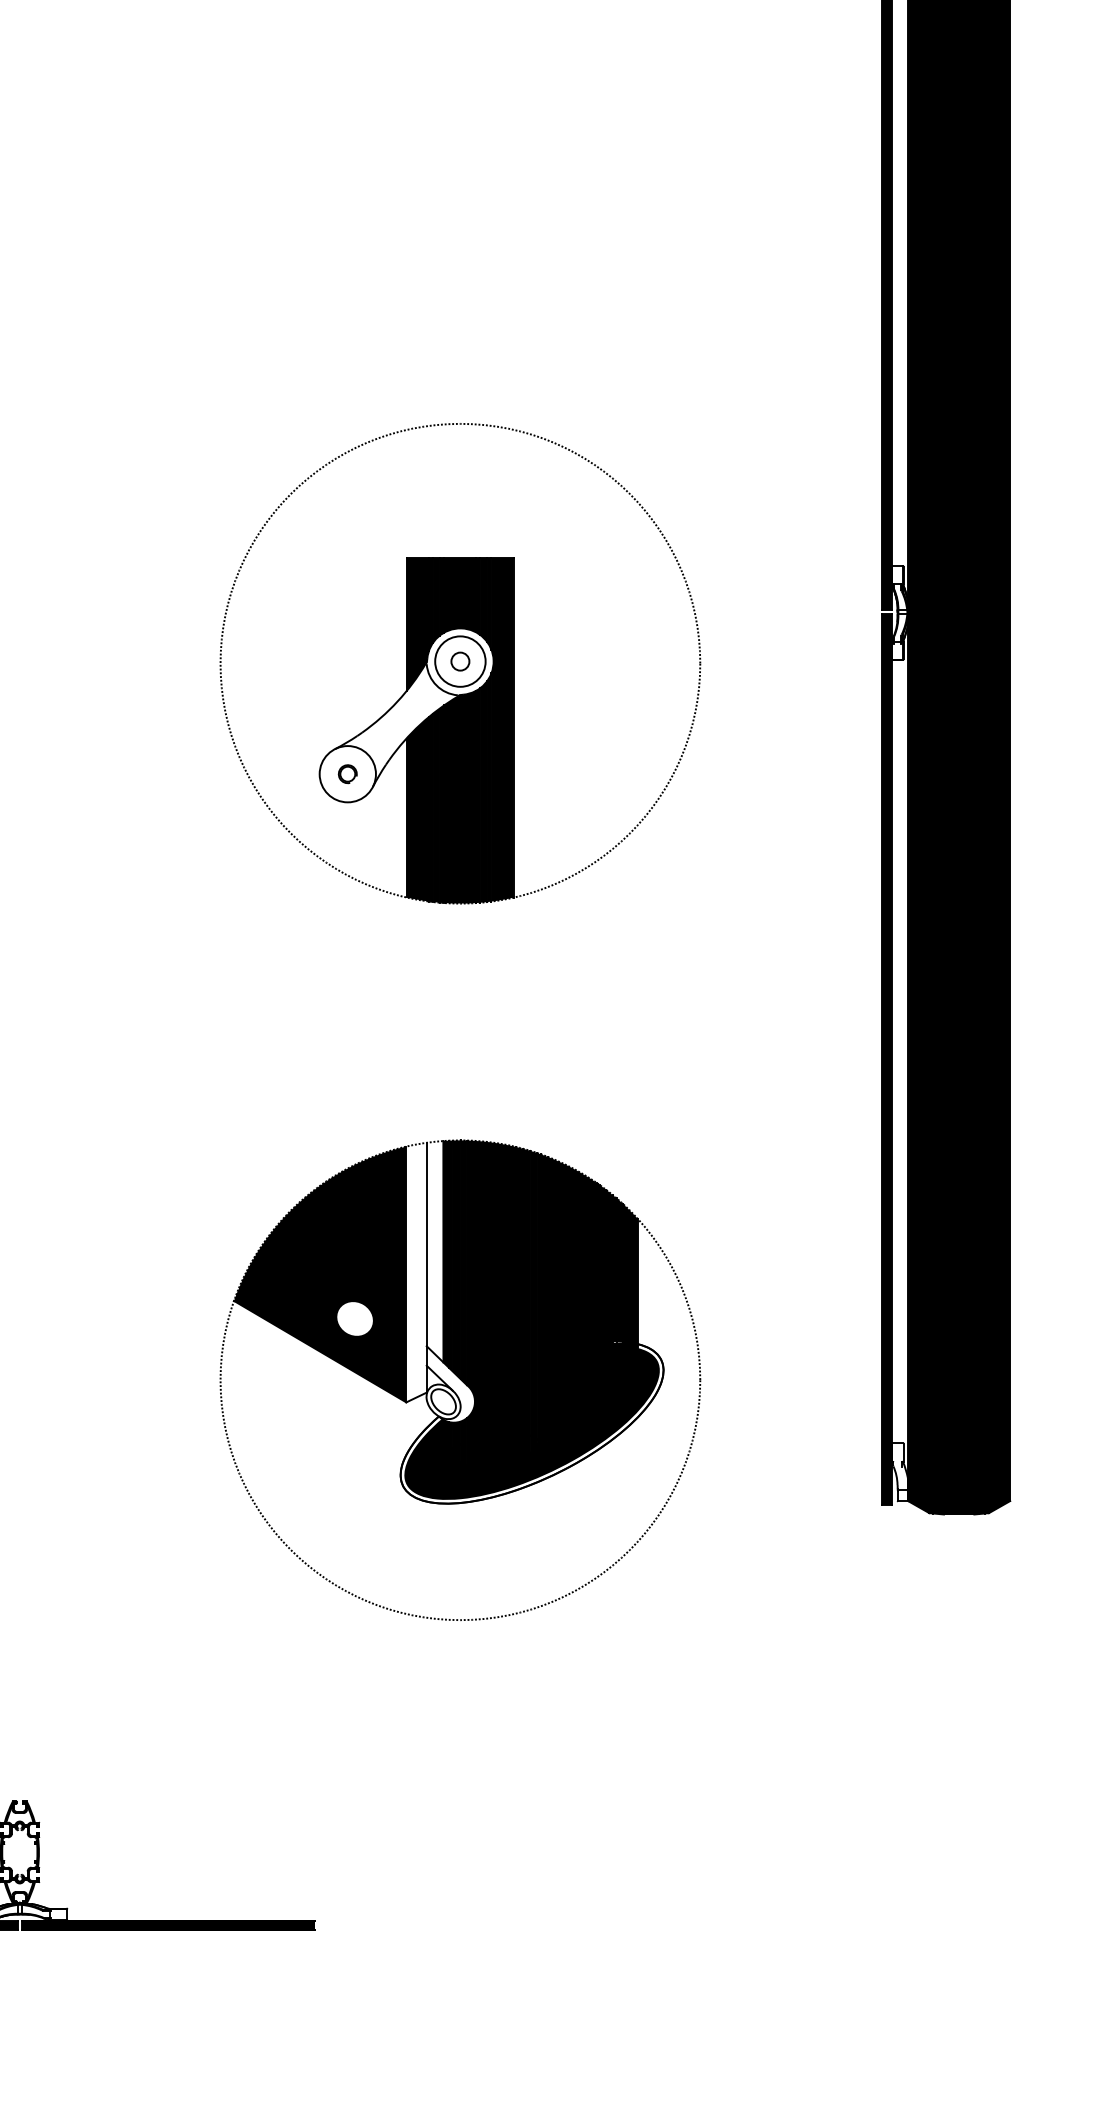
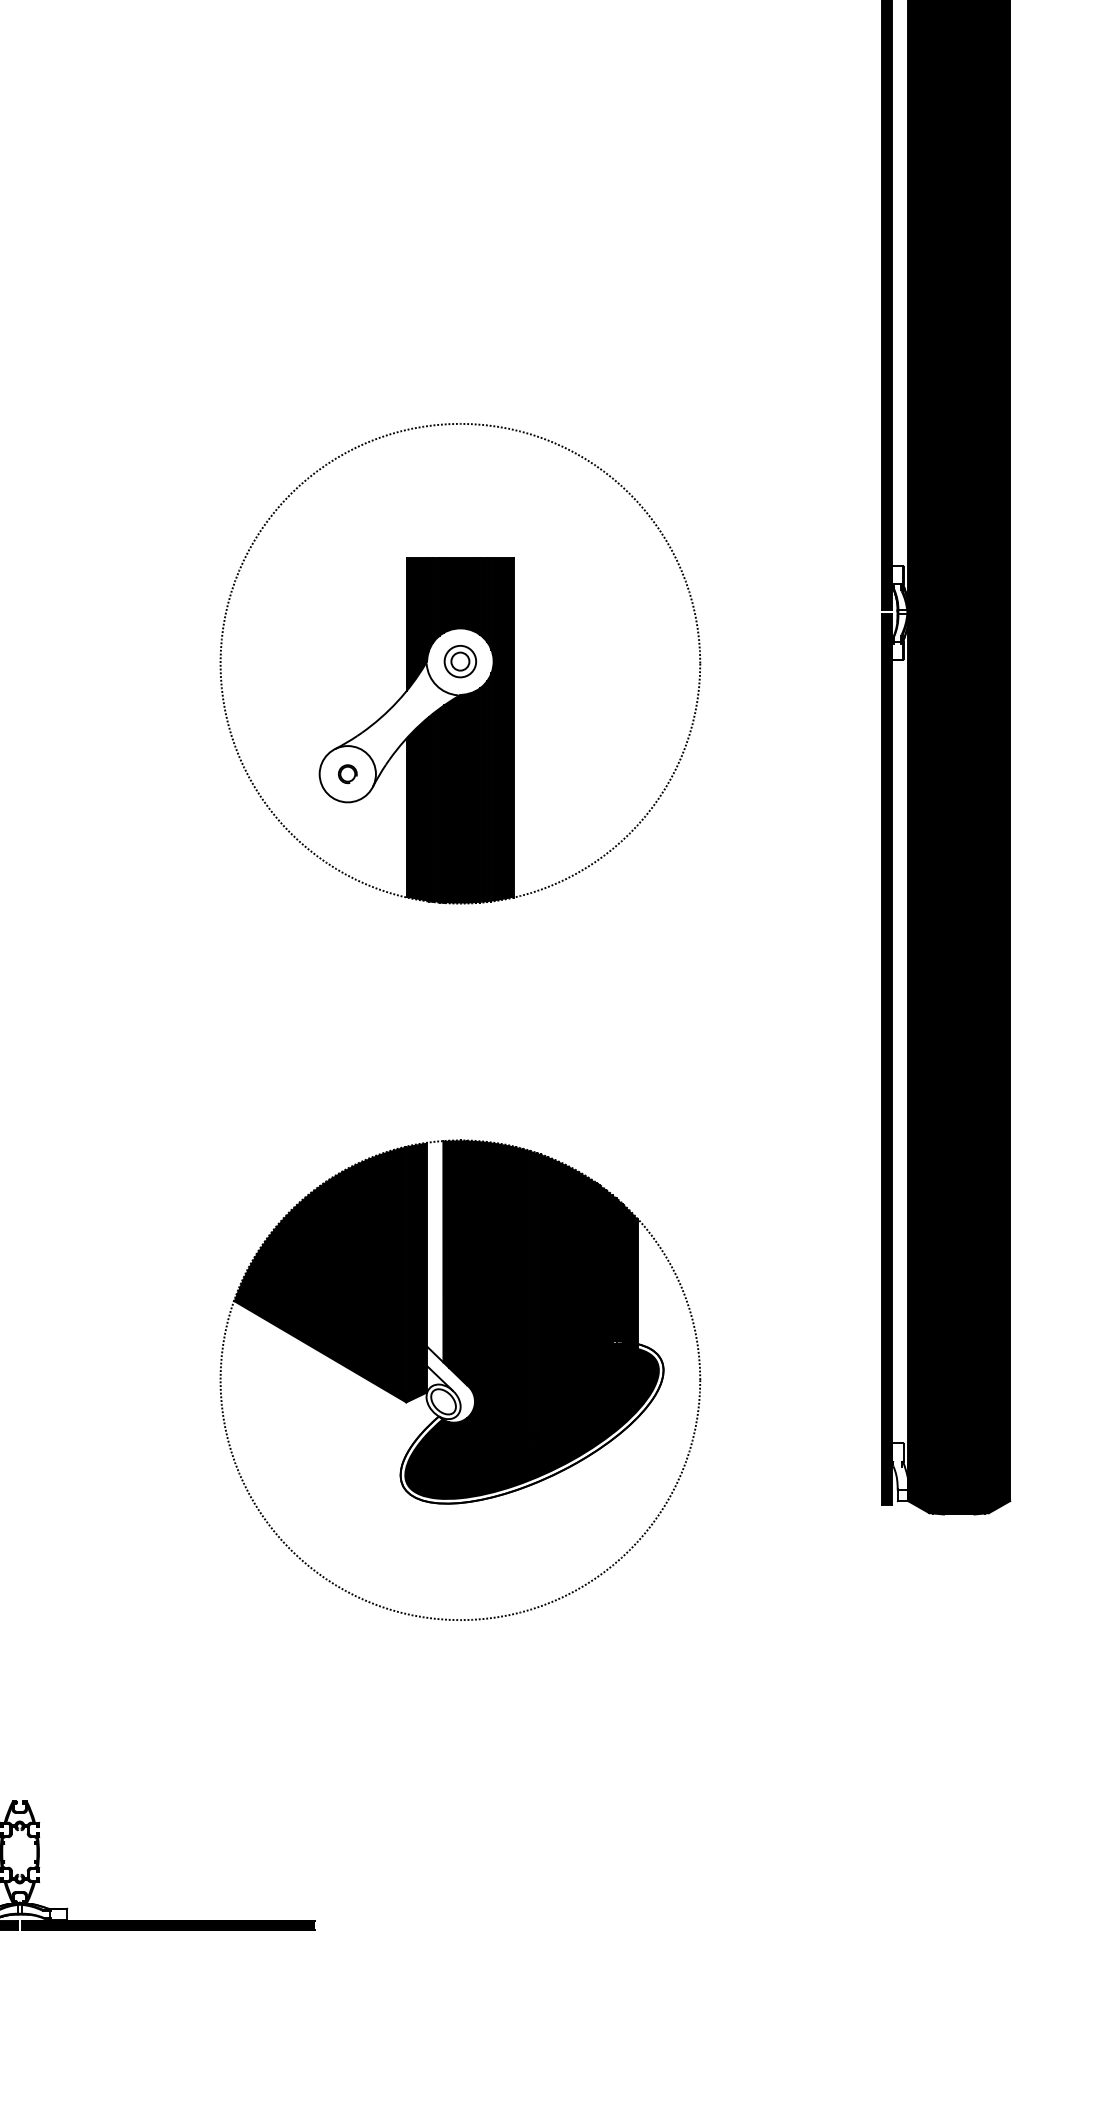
circle diameter: 50 px -> 32 px (460, 661)
fill: none -> present (416, 1272)
fill: none -> present (354, 1318)
